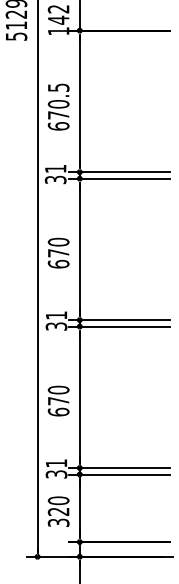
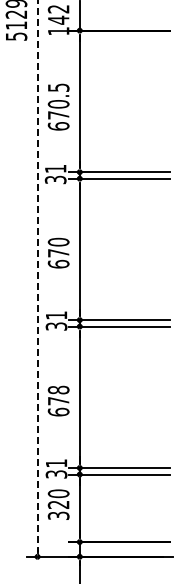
line: solid -> dashed (37, 276)
text: 670 -> 678 (58, 389)
text position: (58, 511) -> (58, 504) (58, 504)
